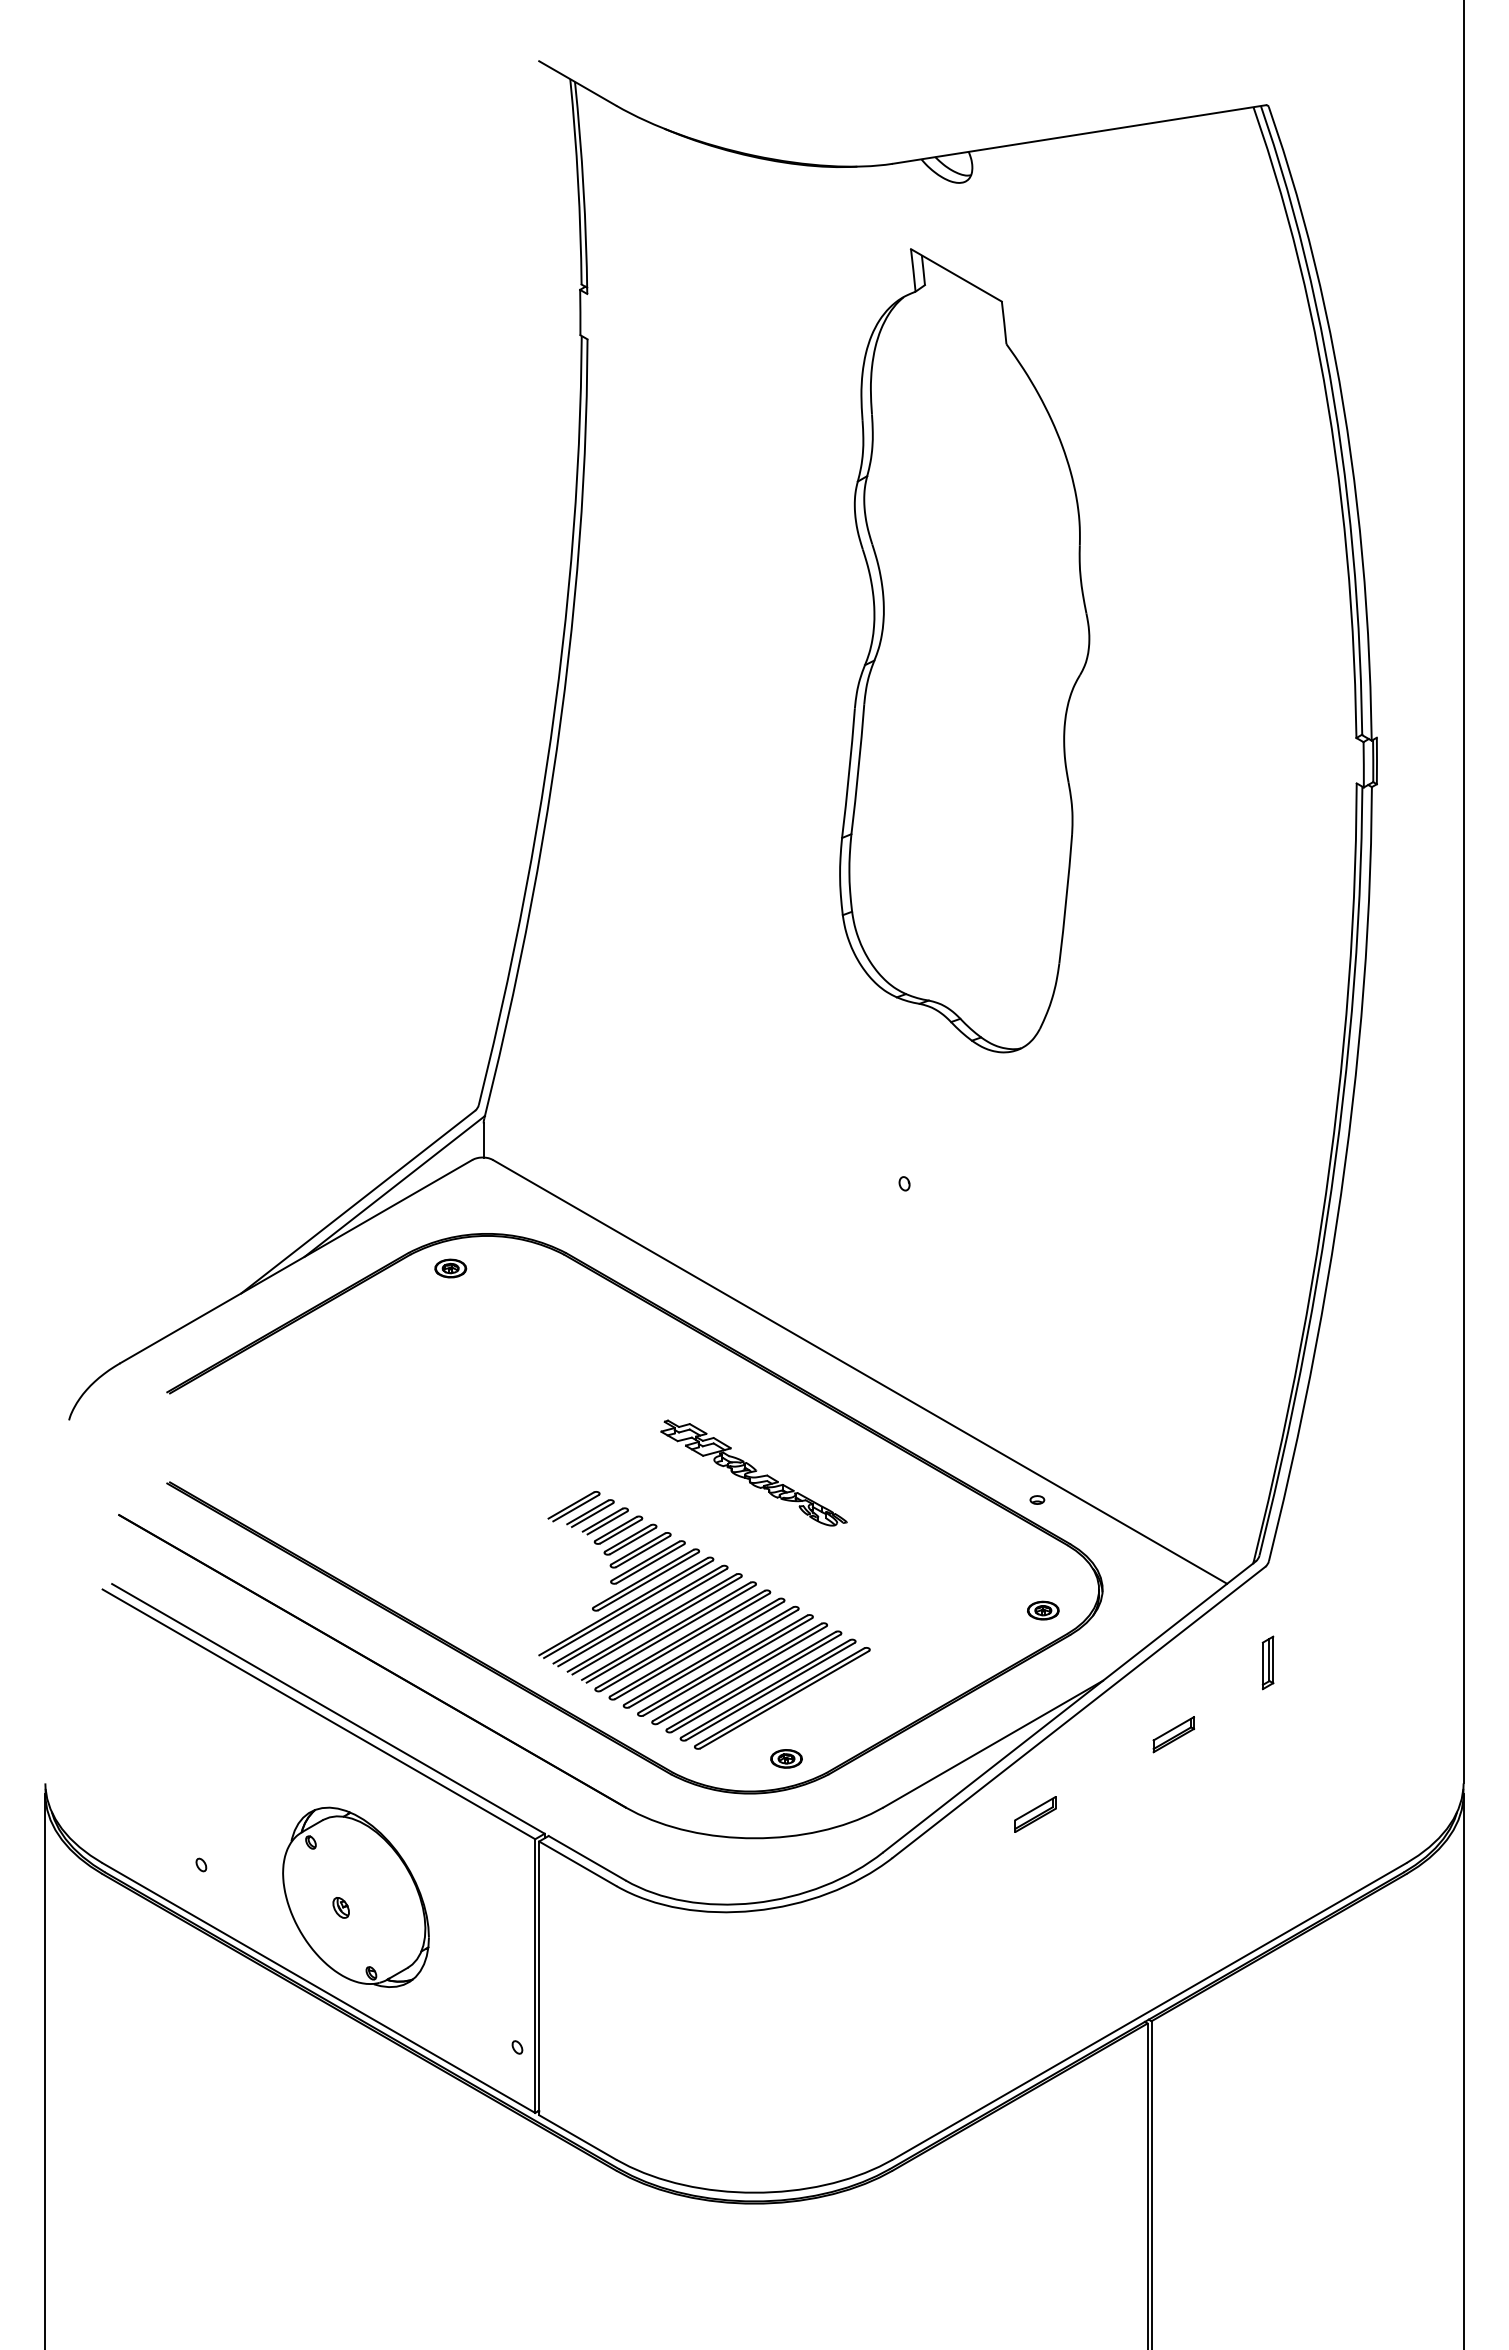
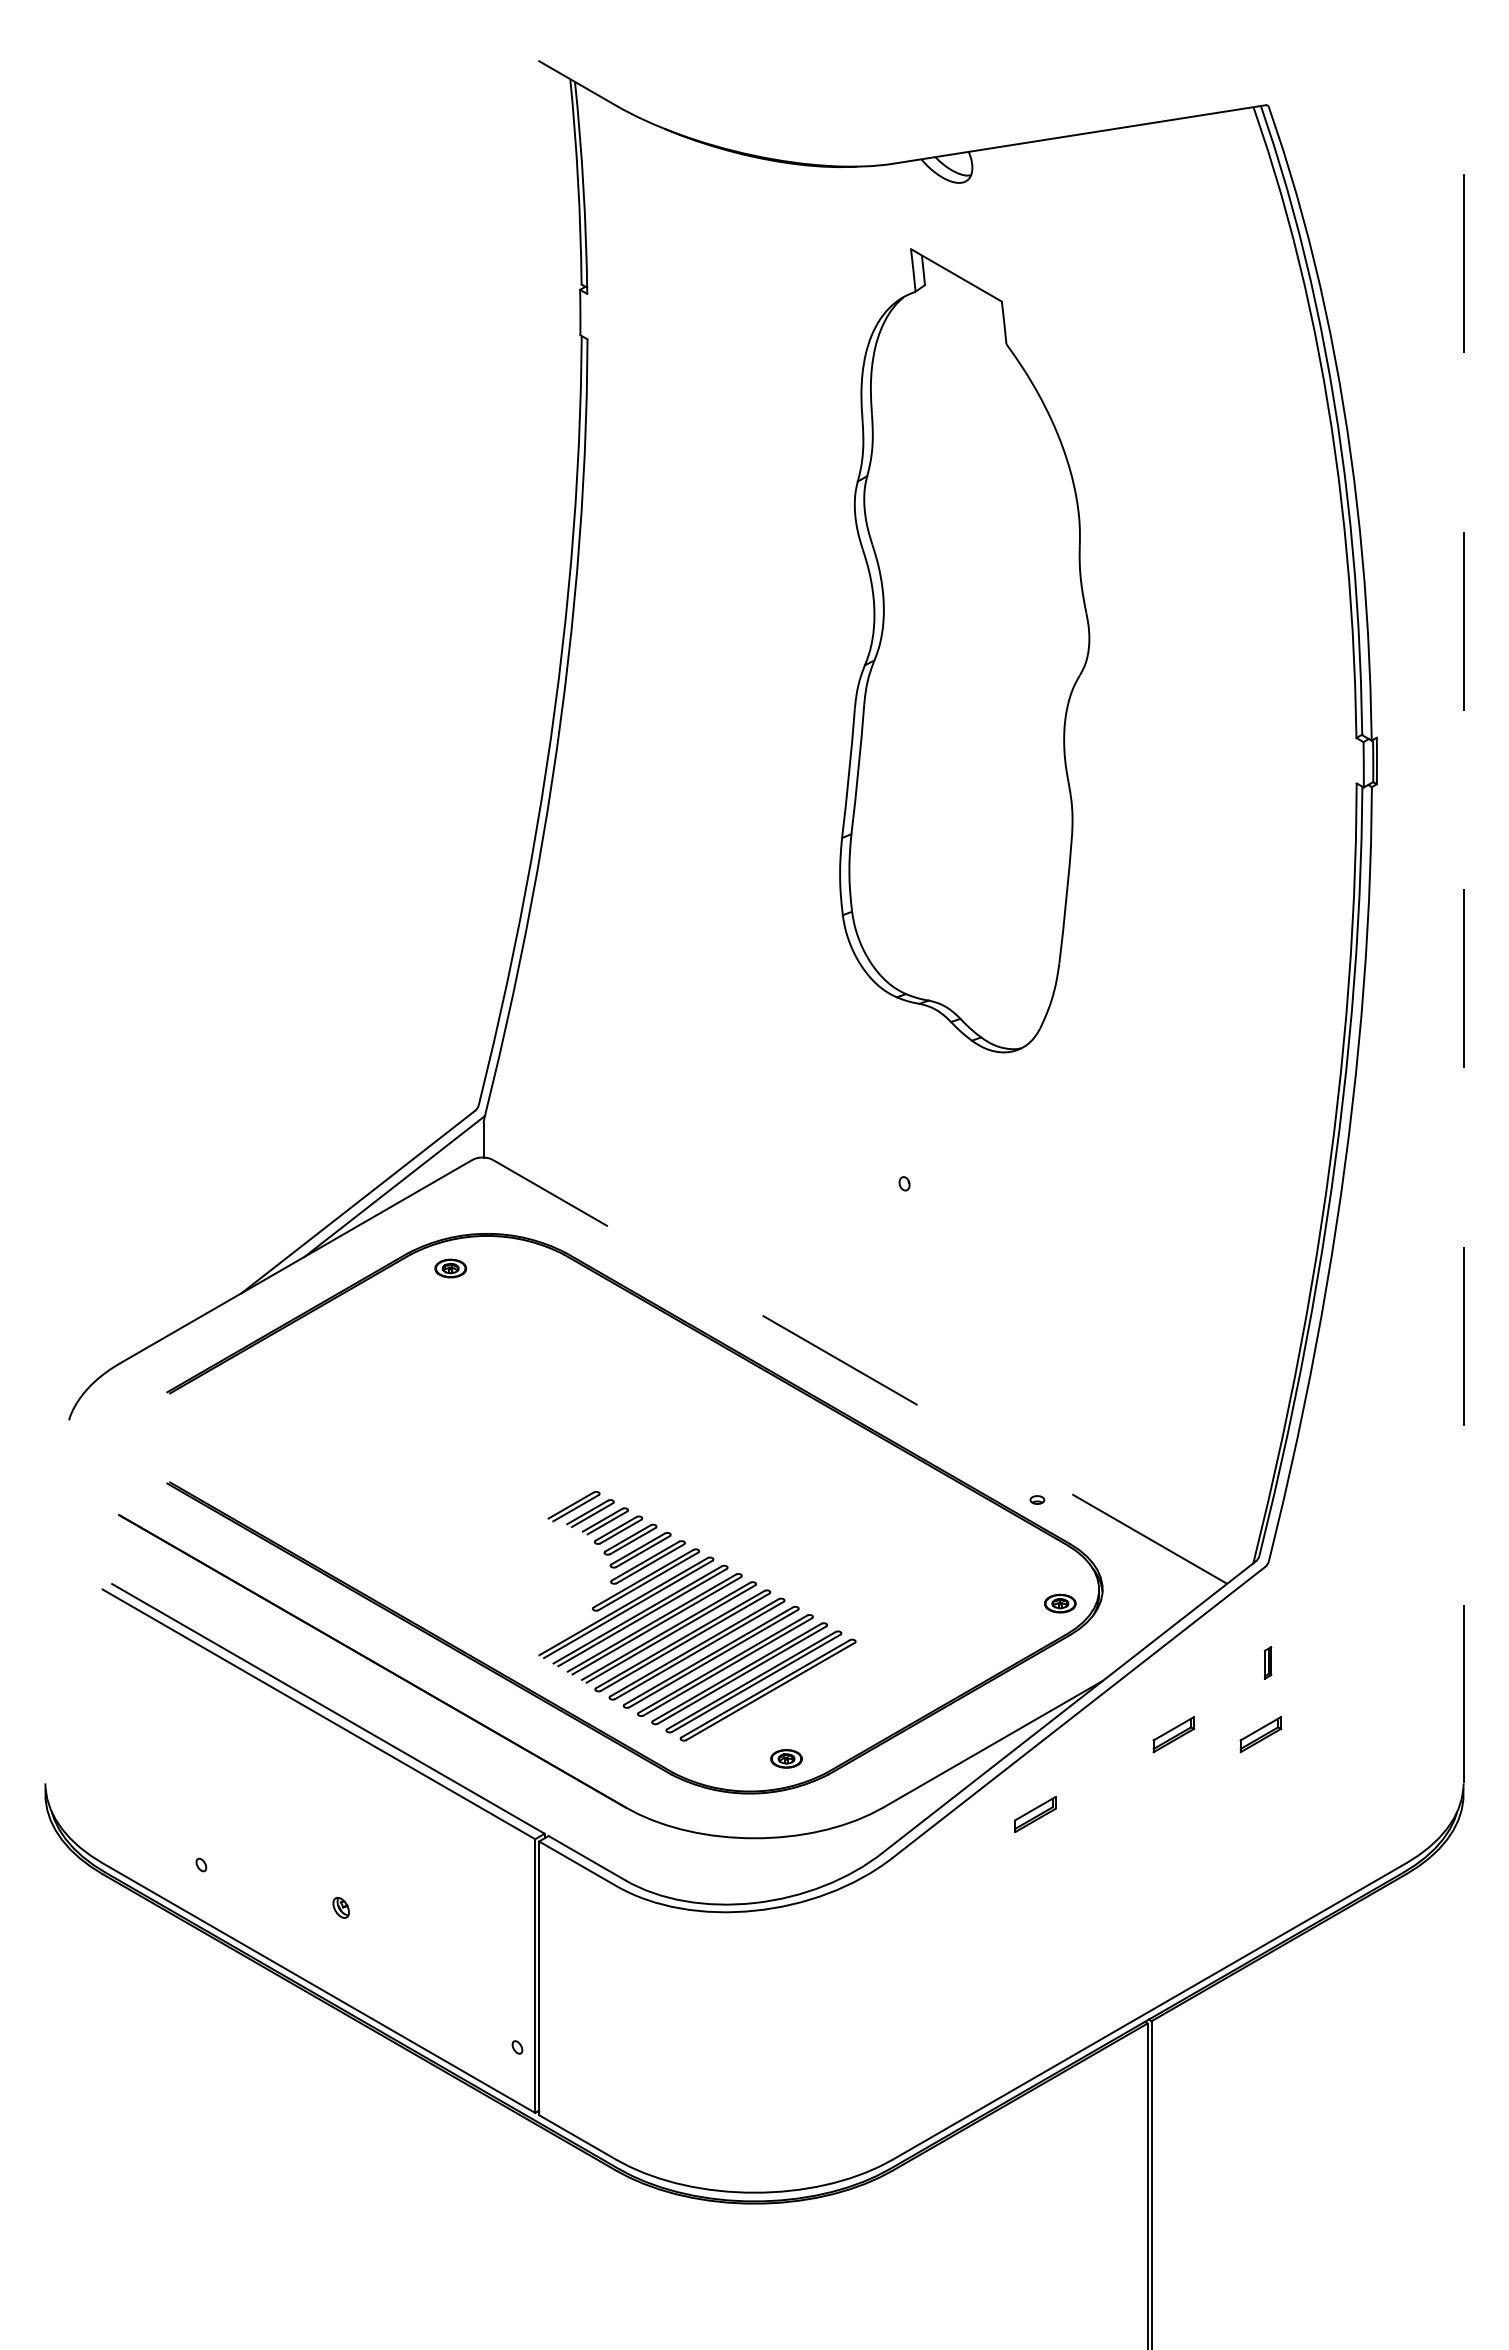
line: solid -> dashed (1463, 891)
line: solid -> dashed (860, 1371)
part: present -> none (753, 1472)
part position: (1043, 1610) -> (1060, 1603) (1060, 1603)
part size: 14x56 px -> 10x34 px (1267, 1662)
part: present -> none (782, 1698)
part: none -> present (1260, 1734)
part: present -> none (355, 1896)
line: present -> none (45, 2070)
line: present -> none (1463, 2070)
